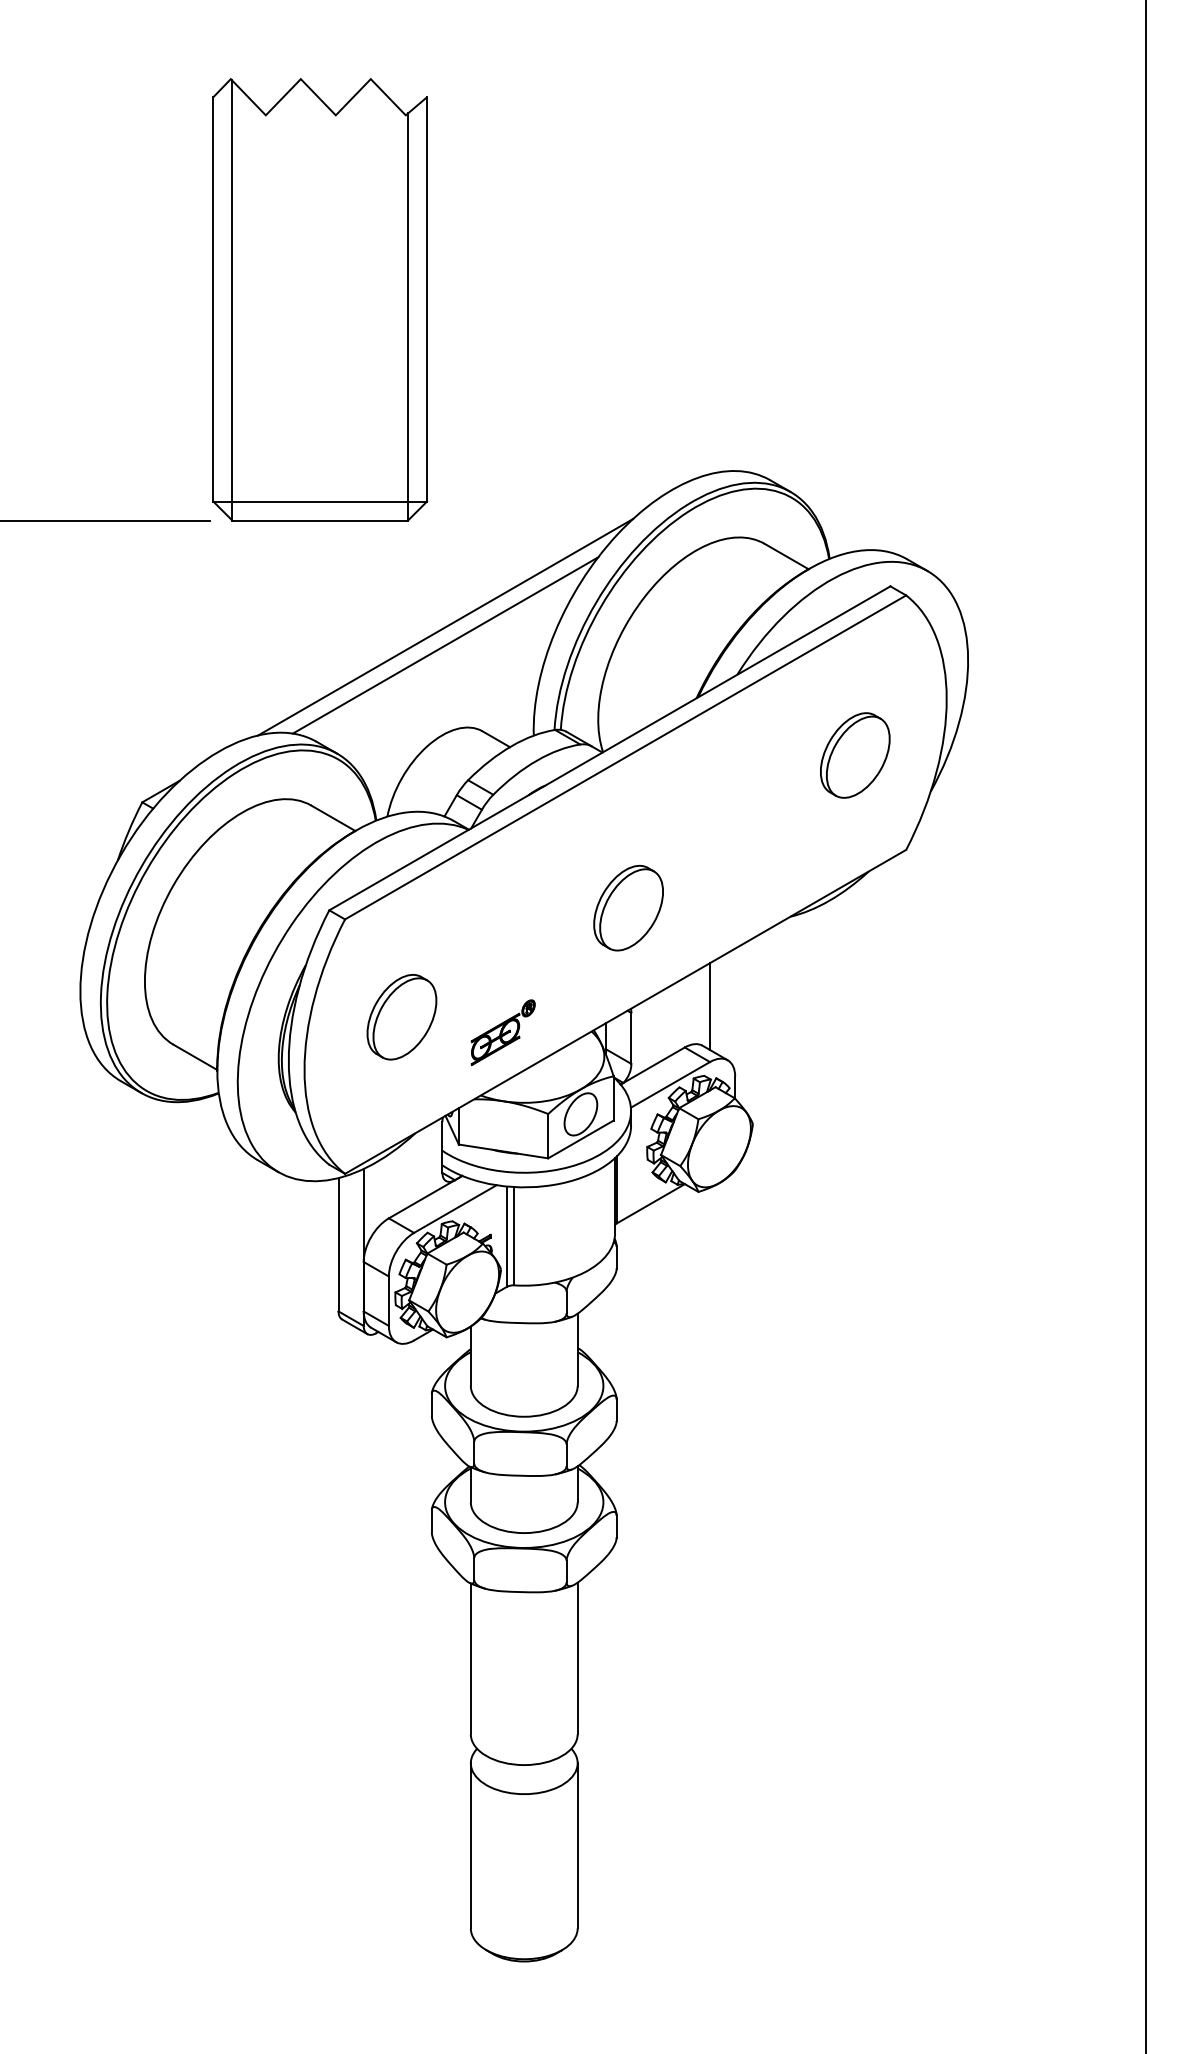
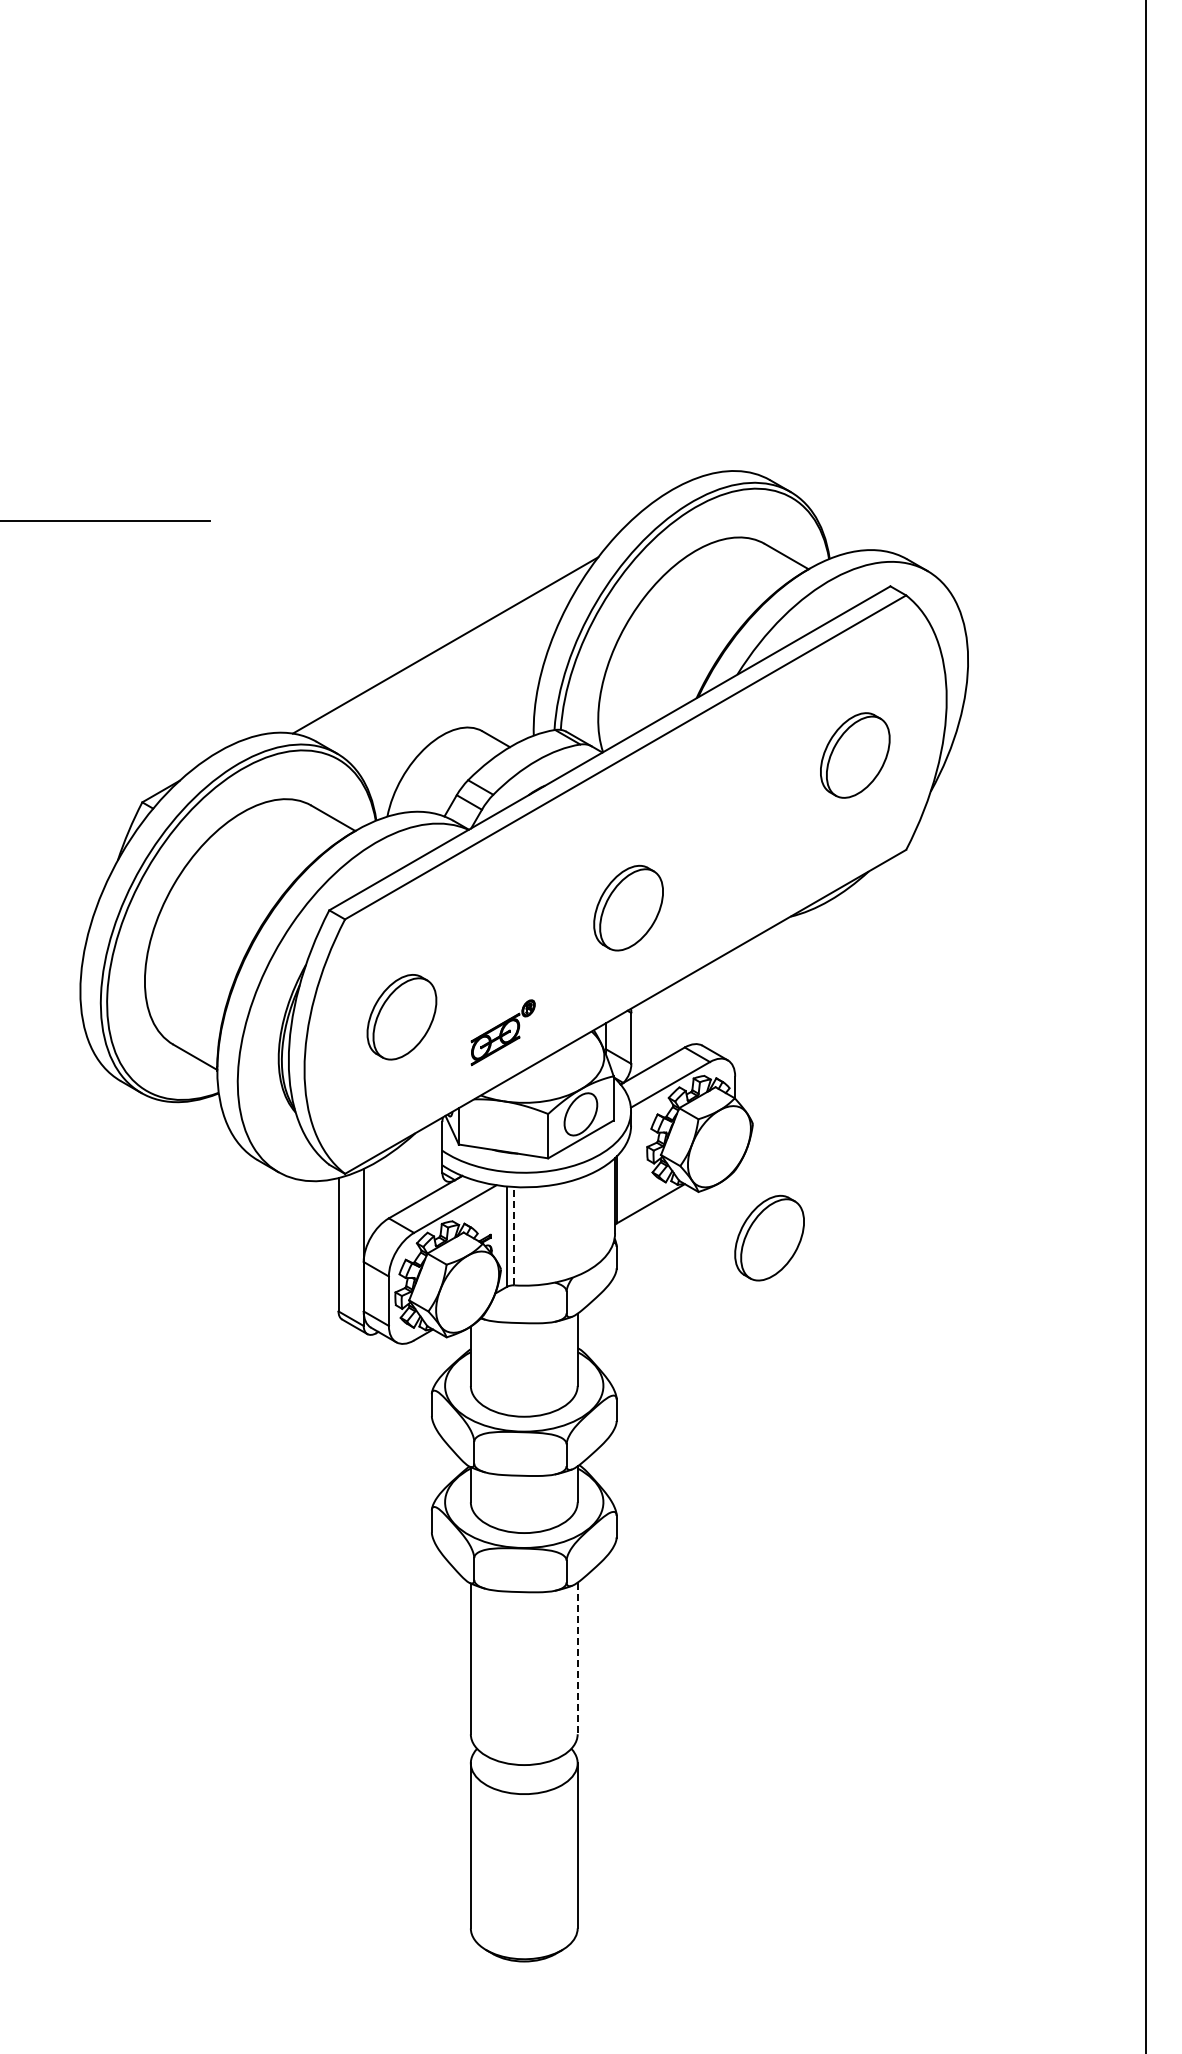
part: present -> none (320, 299)
line: present -> none (445, 627)
line: present -> none (710, 1006)
line: solid -> dashed (514, 1235)
part: none -> present (769, 1237)
line: solid -> dashed (577, 1658)
